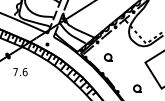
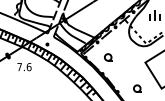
part: none -> present (154, 15)
text position: (20, 72) -> (24, 67) (24, 67)
